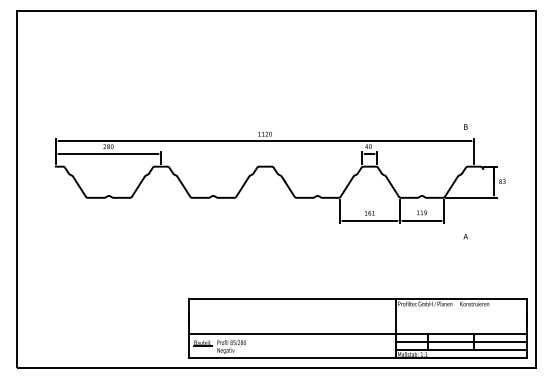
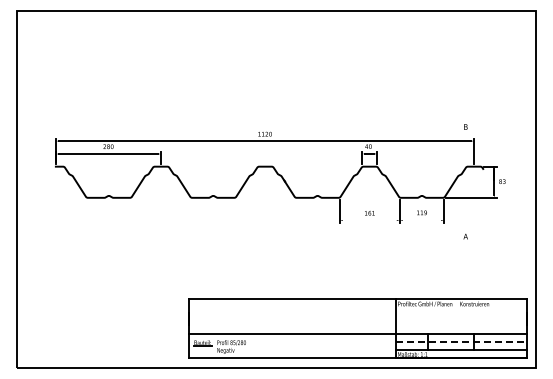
line: present -> none (369, 220)
line: present -> none (421, 220)
line: solid -> dashed (461, 342)
